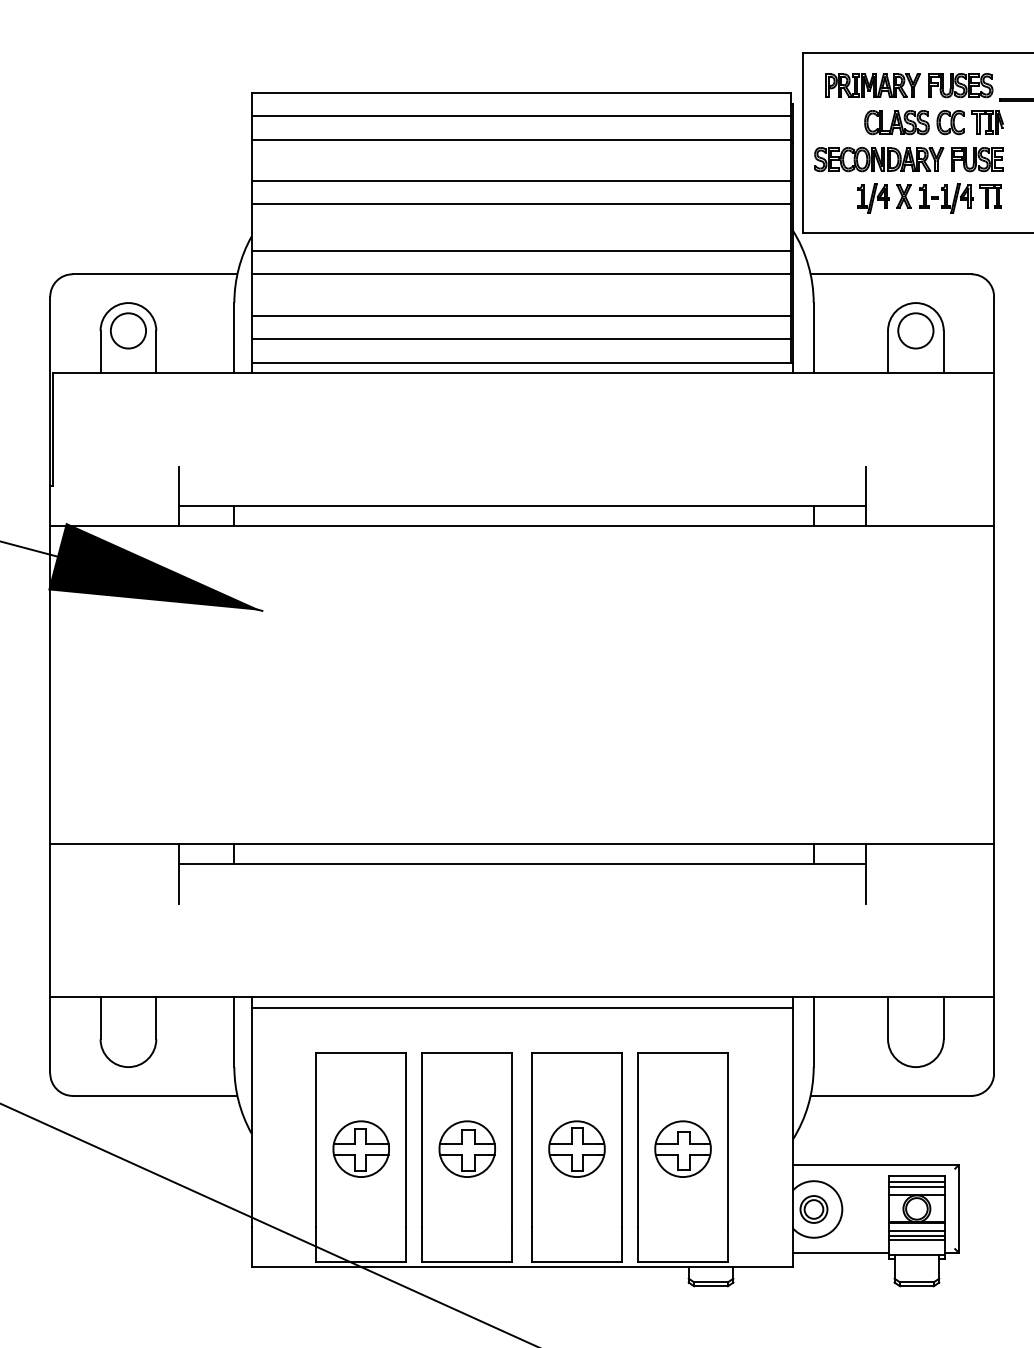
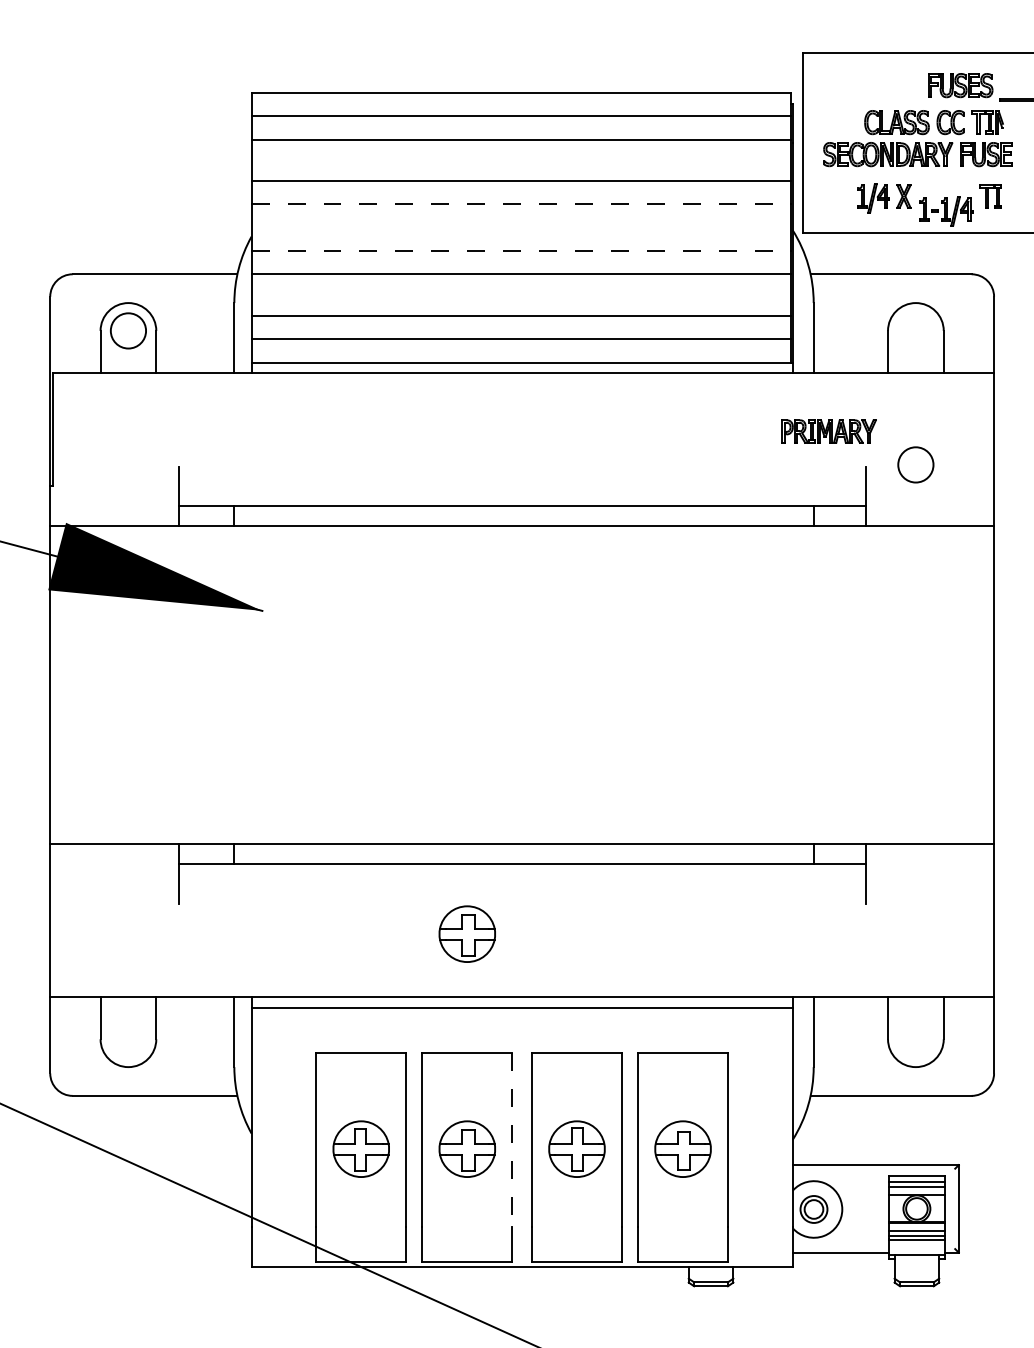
part position: (872, 85) -> (828, 431) (828, 431)
part position: (908, 159) -> (917, 154) (917, 154)
part position: (946, 198) -> (946, 211) (946, 211)
line: solid -> dashed (521, 204)
line: solid -> dashed (521, 251)
circle position: (915, 330) -> (915, 464) (915, 464)
part: none -> present (466, 933)
line: solid -> dashed (512, 1140)
